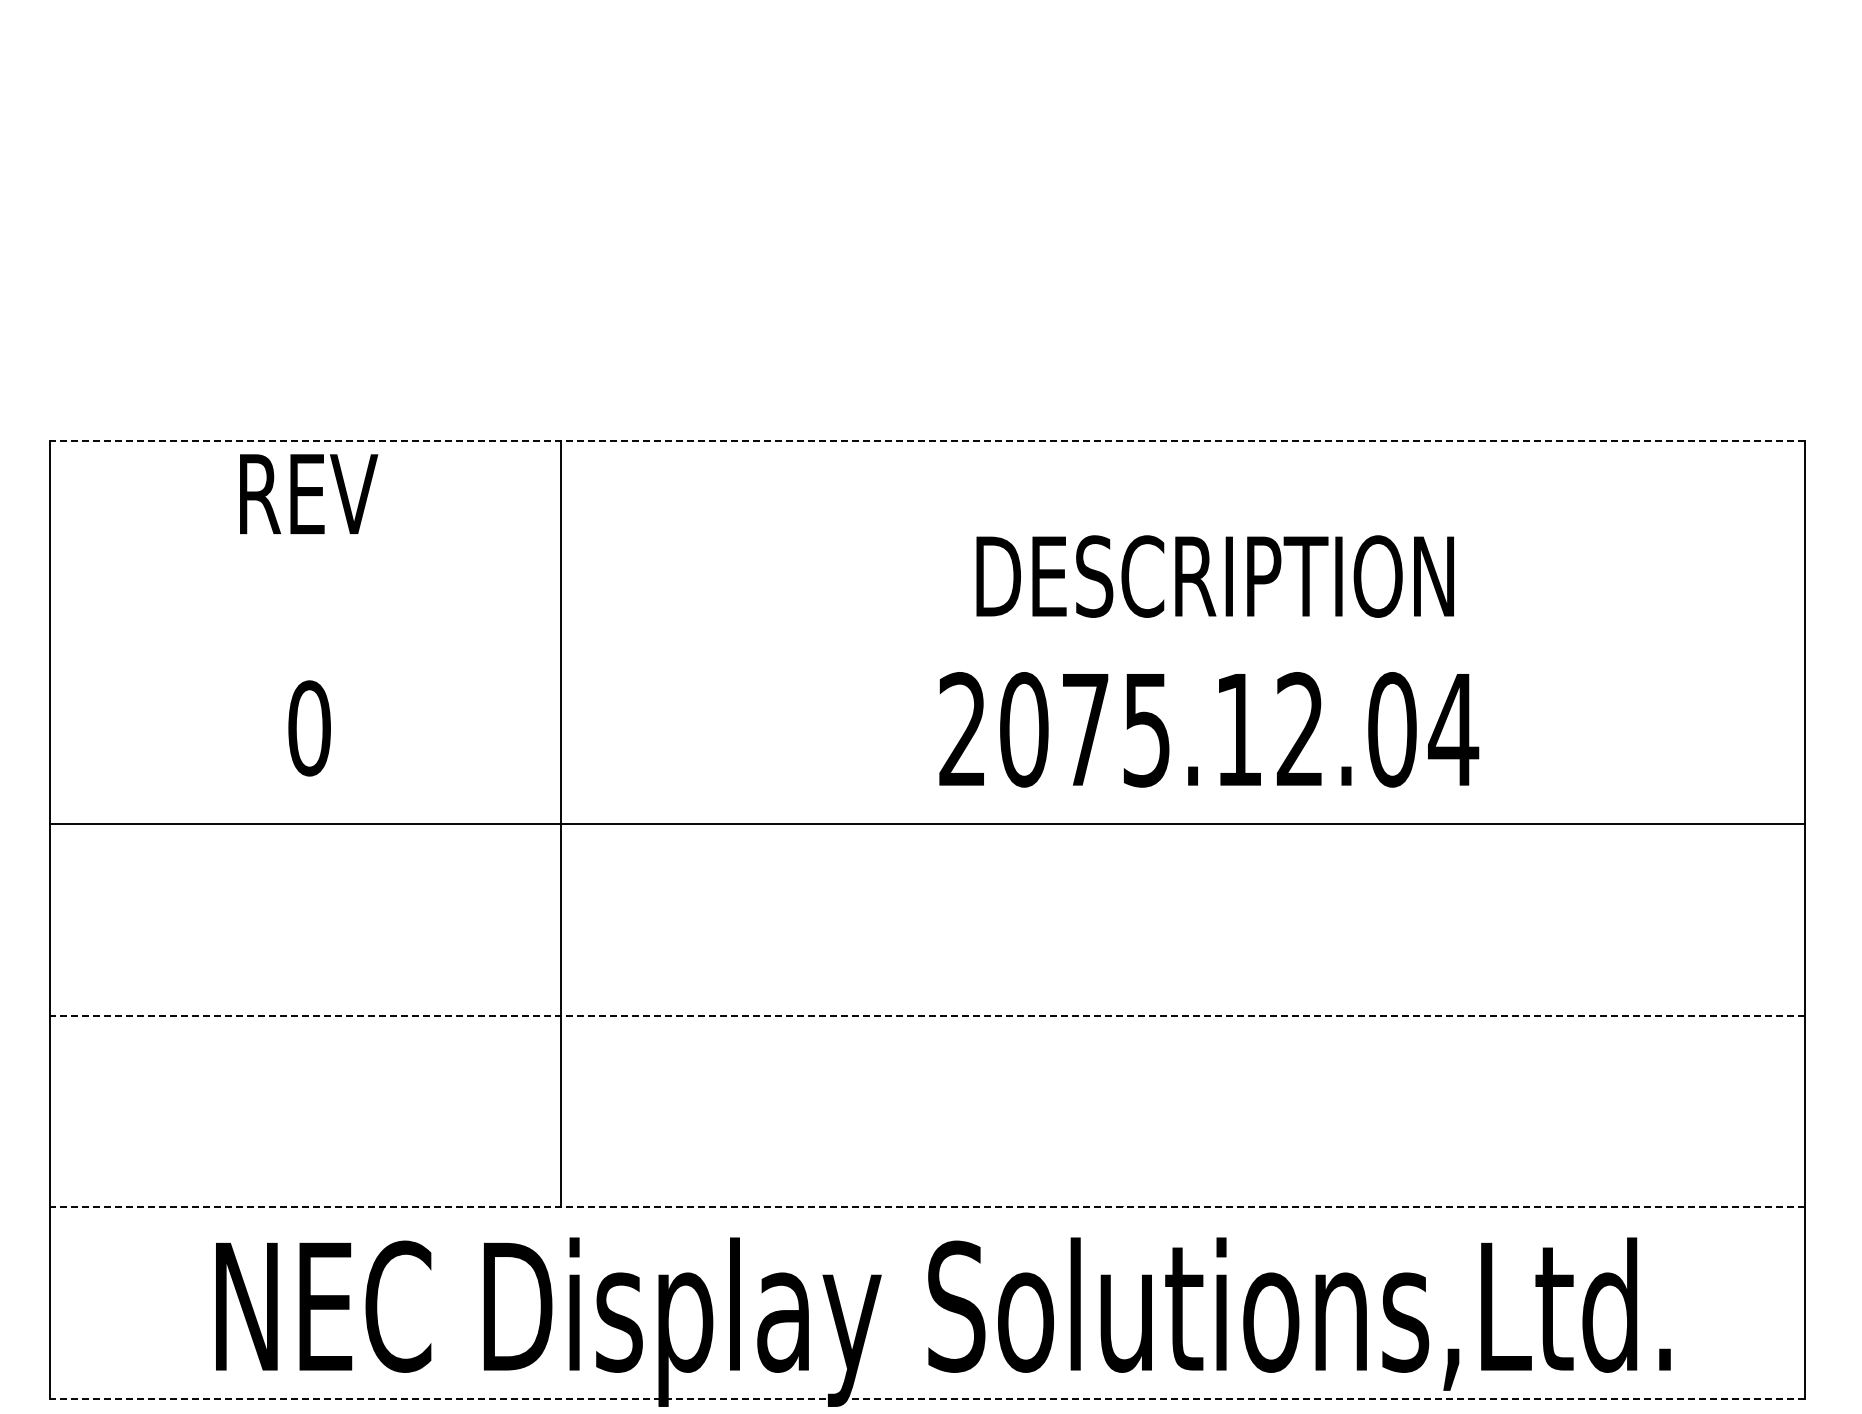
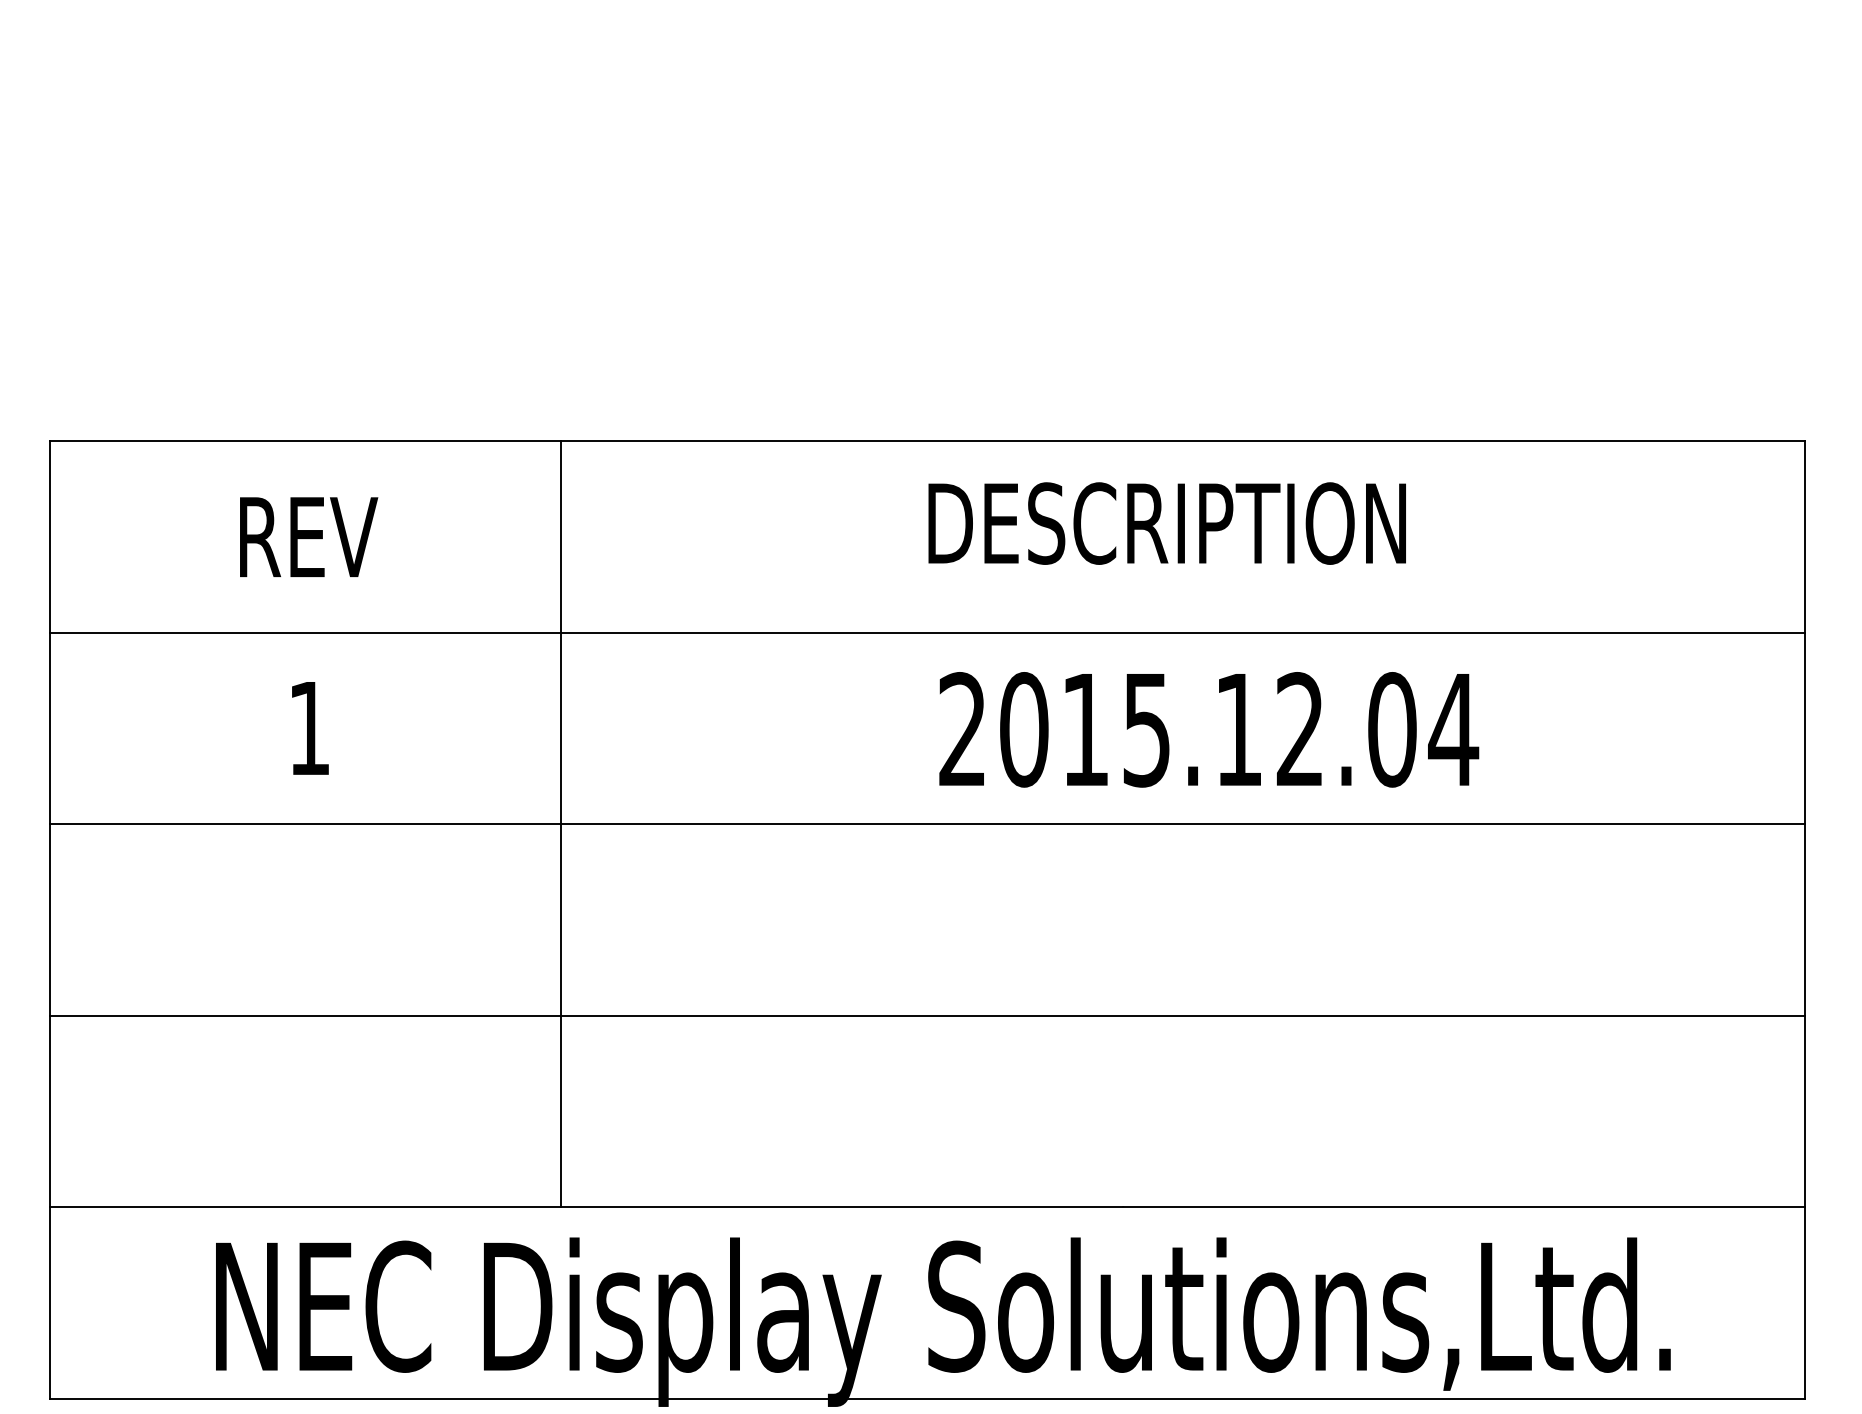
line: dashed -> solid (927, 441)
text position: (309, 493) -> (309, 536) (309, 536)
text position: (1214, 576) -> (1166, 523) (1166, 523)
line: none -> present (927, 632)
text: 0 -> 1 (309, 728)
text: 2075.12.04 -> 2015.12.04 (1085, 729)
line: dashed -> solid (927, 1015)
line: dashed -> solid (927, 1207)
line: dashed -> solid (927, 1398)
